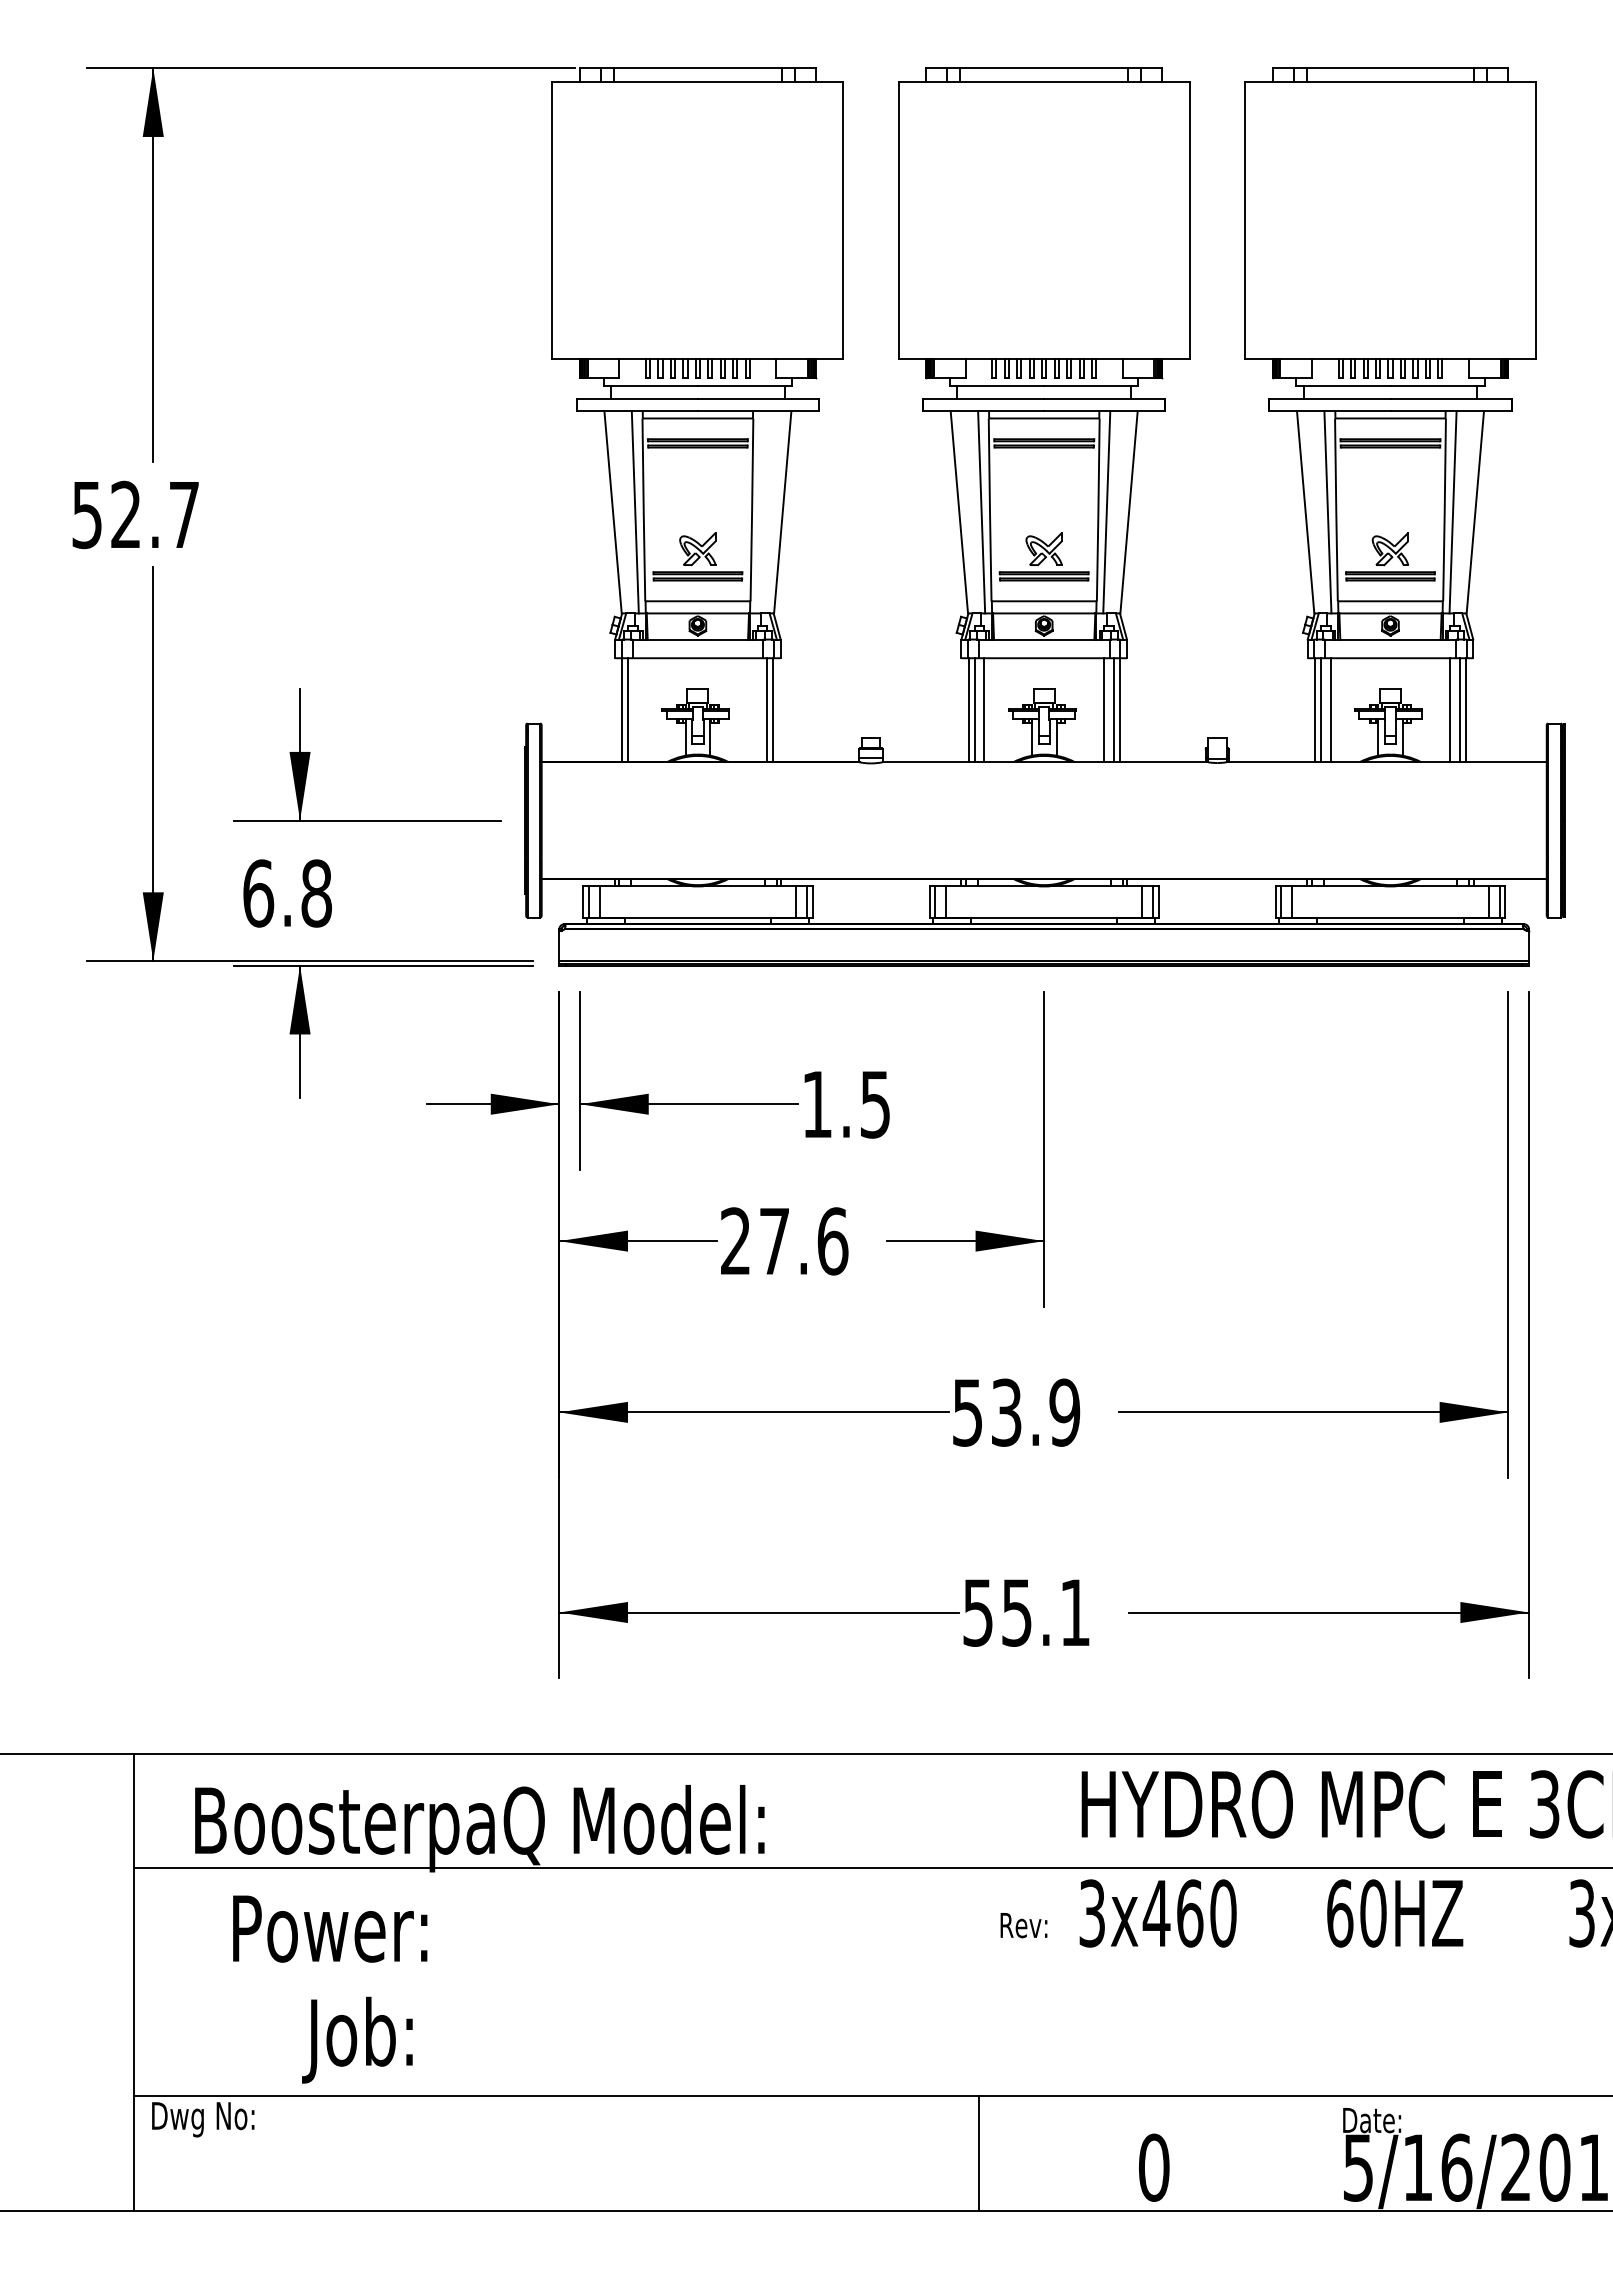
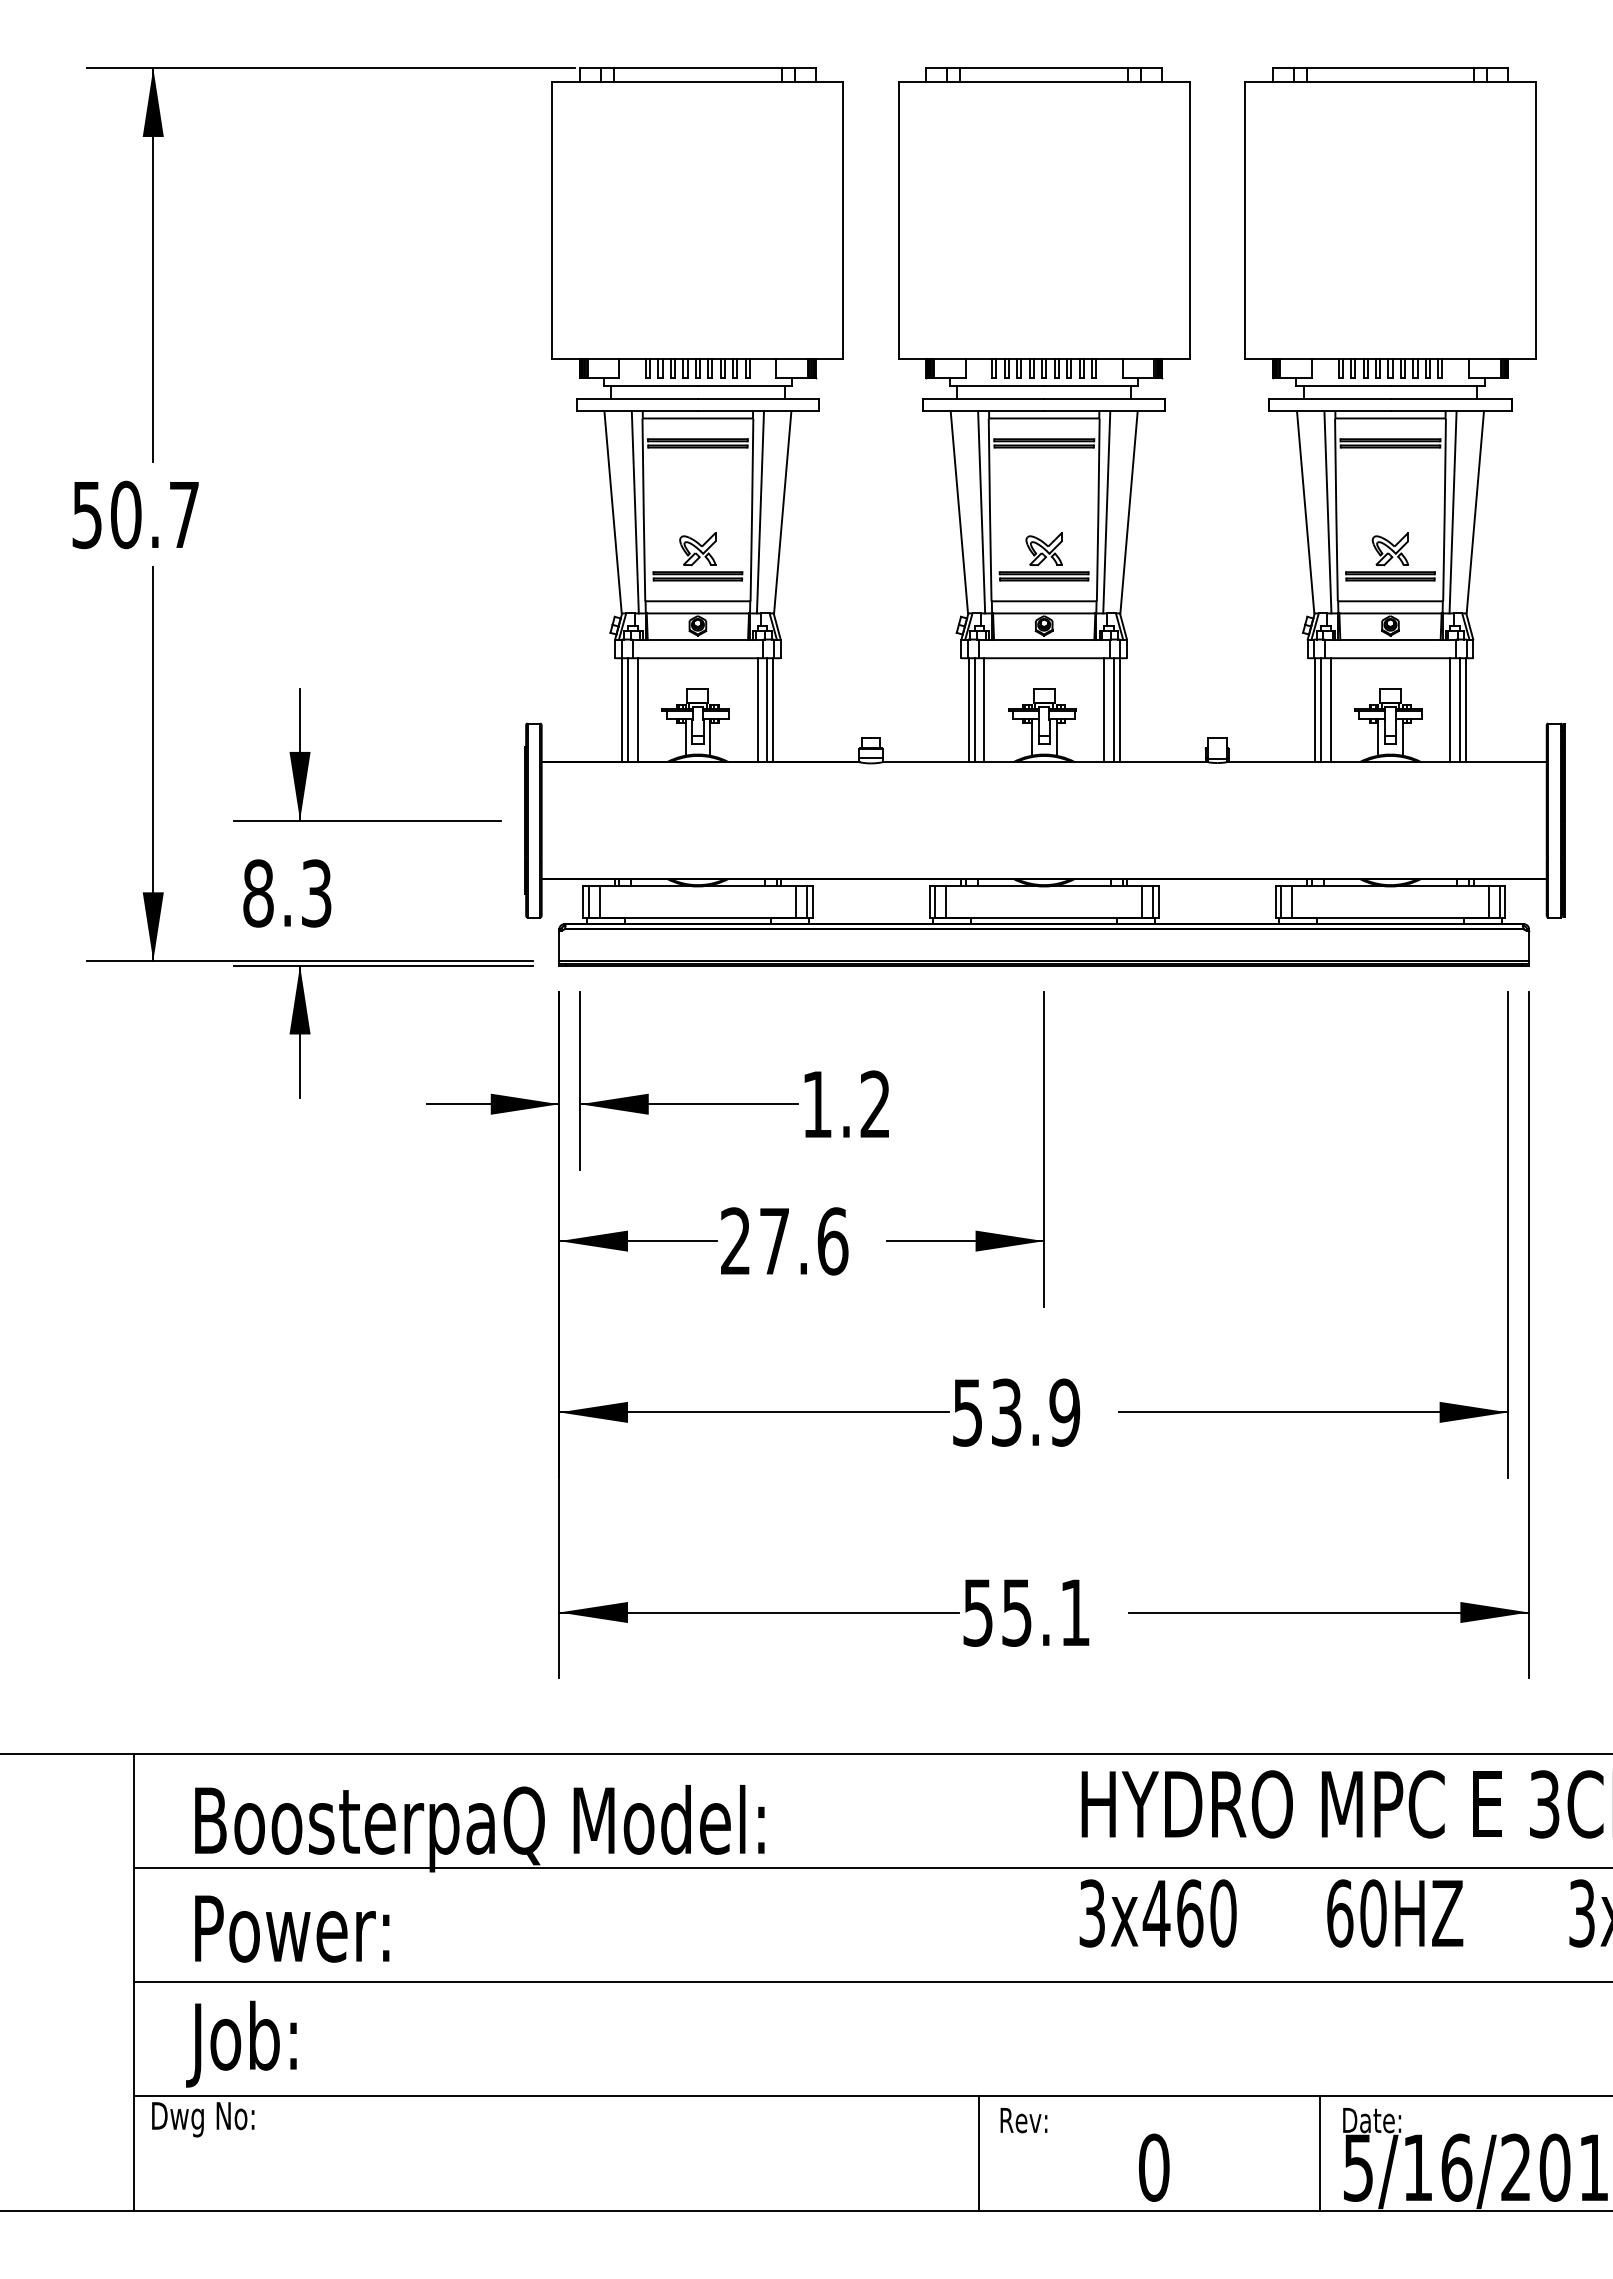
line: none -> present (760, 512)
text: 52.7 -> 50.7 (126, 514)
line: none -> present (638, 710)
line: none -> present (757, 710)
text: 6.8 -> 8.3 (287, 893)
text: 1.5 -> 1.2 (874, 1104)
text position: (1023, 1925) -> (1023, 2120) (1023, 2120)
text position: (330, 1928) -> (292, 1928) (292, 1928)
line: none -> present (871, 1982)
text position: (357, 2039) -> (241, 2043) (241, 2043)
line: none -> present (1319, 2153)
